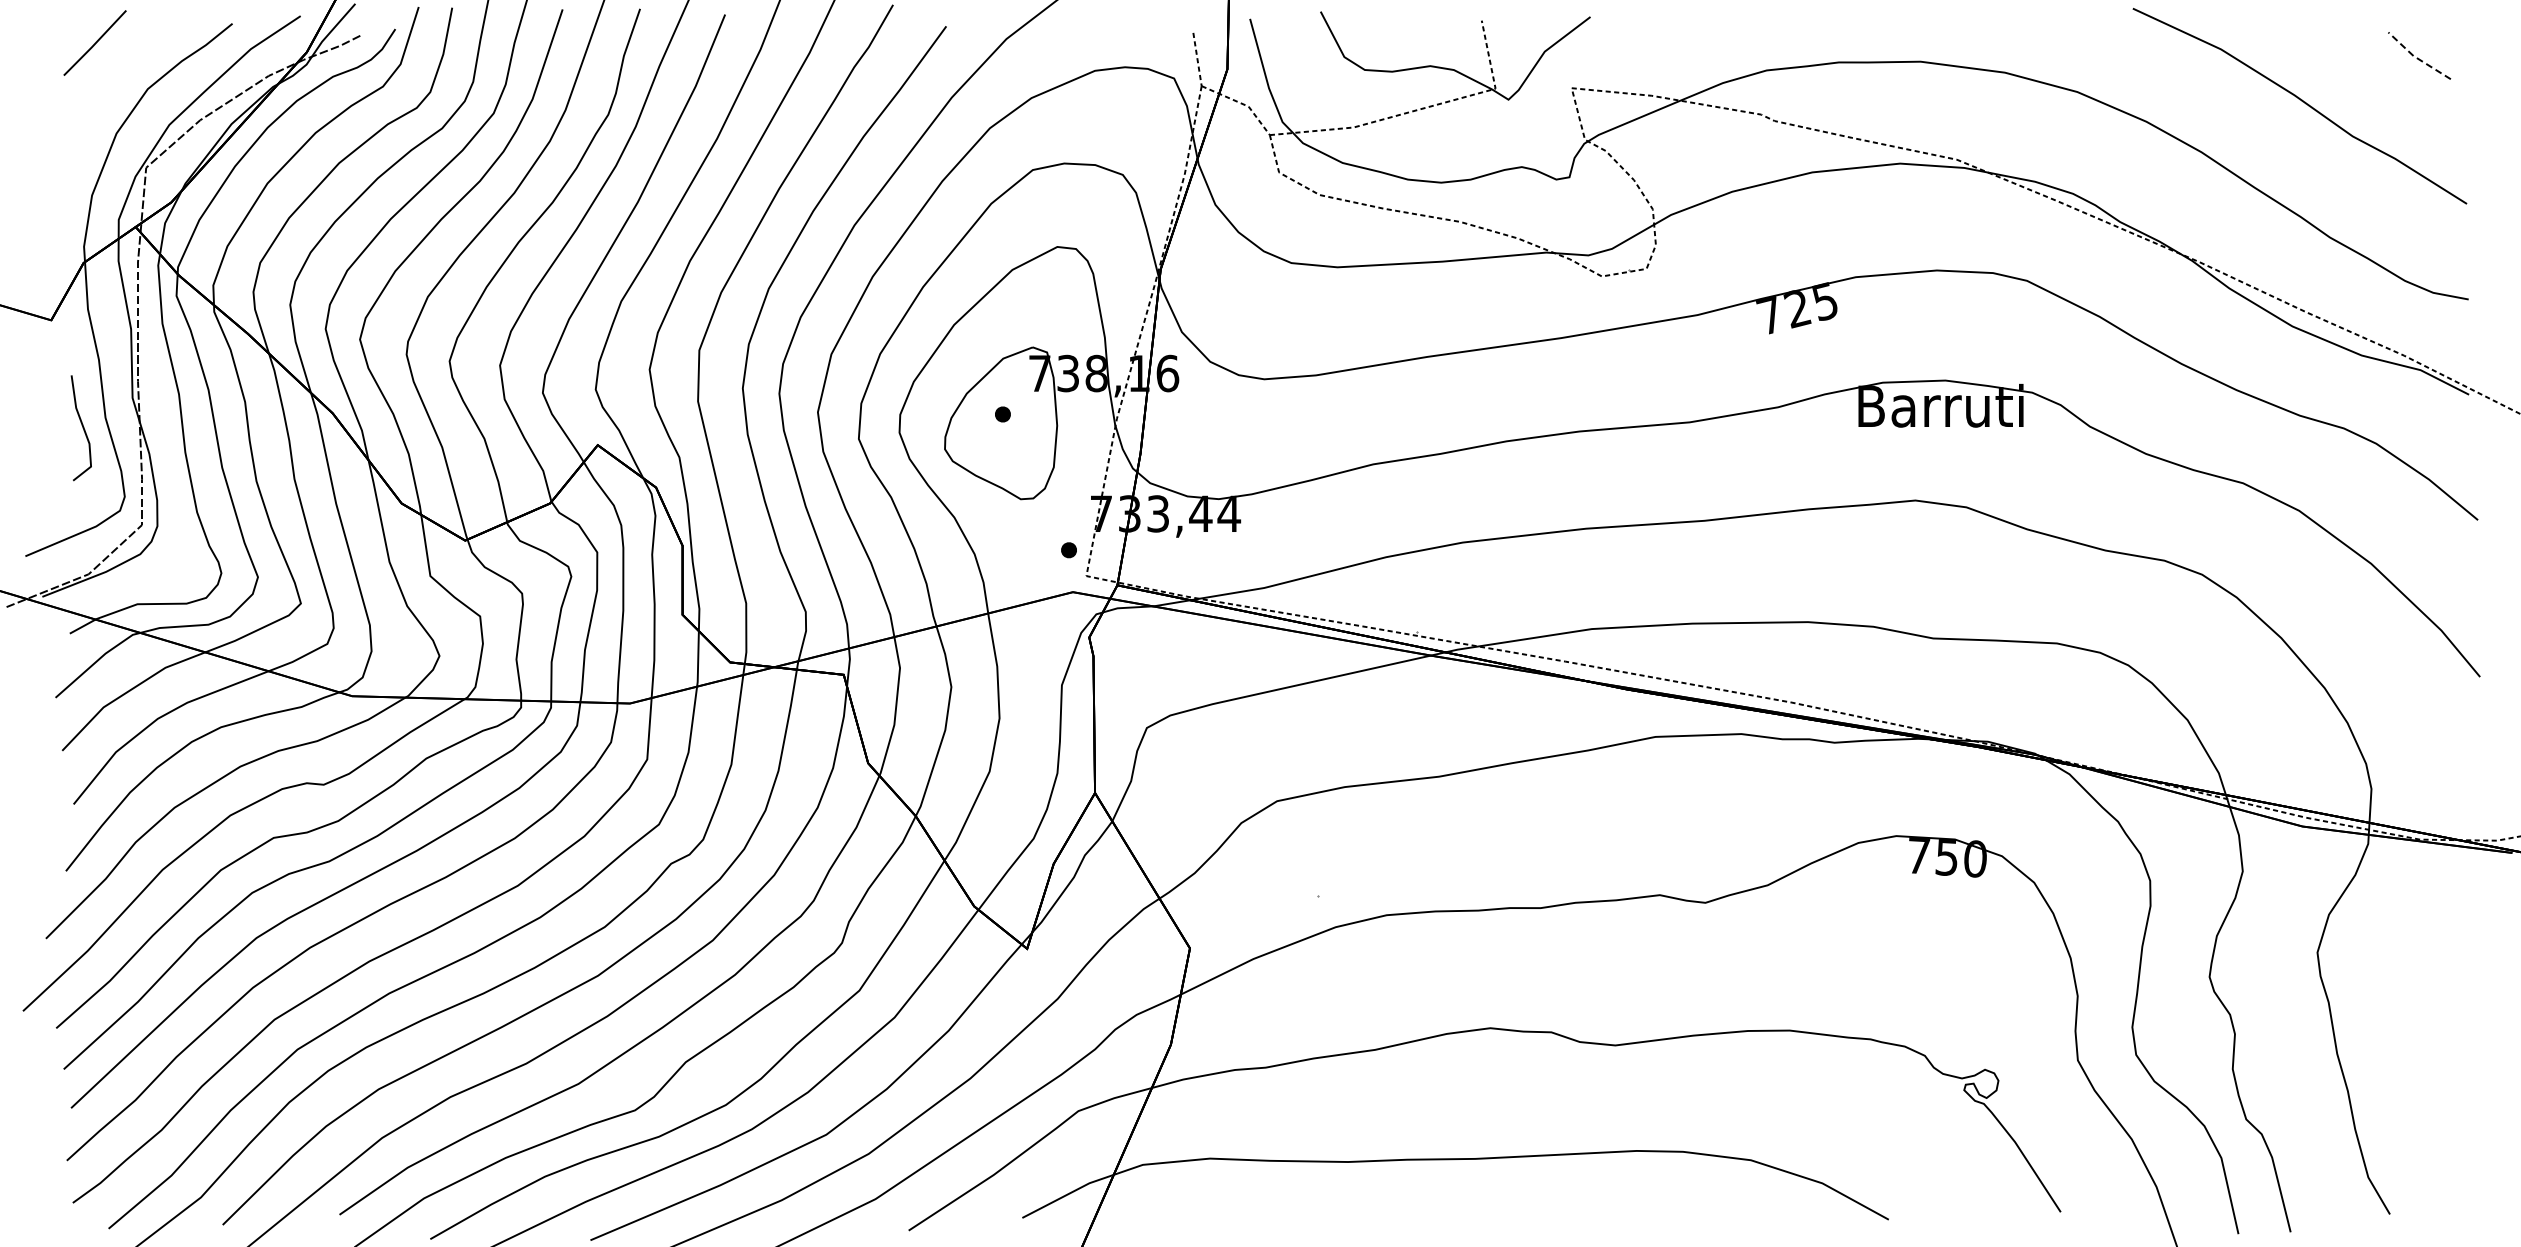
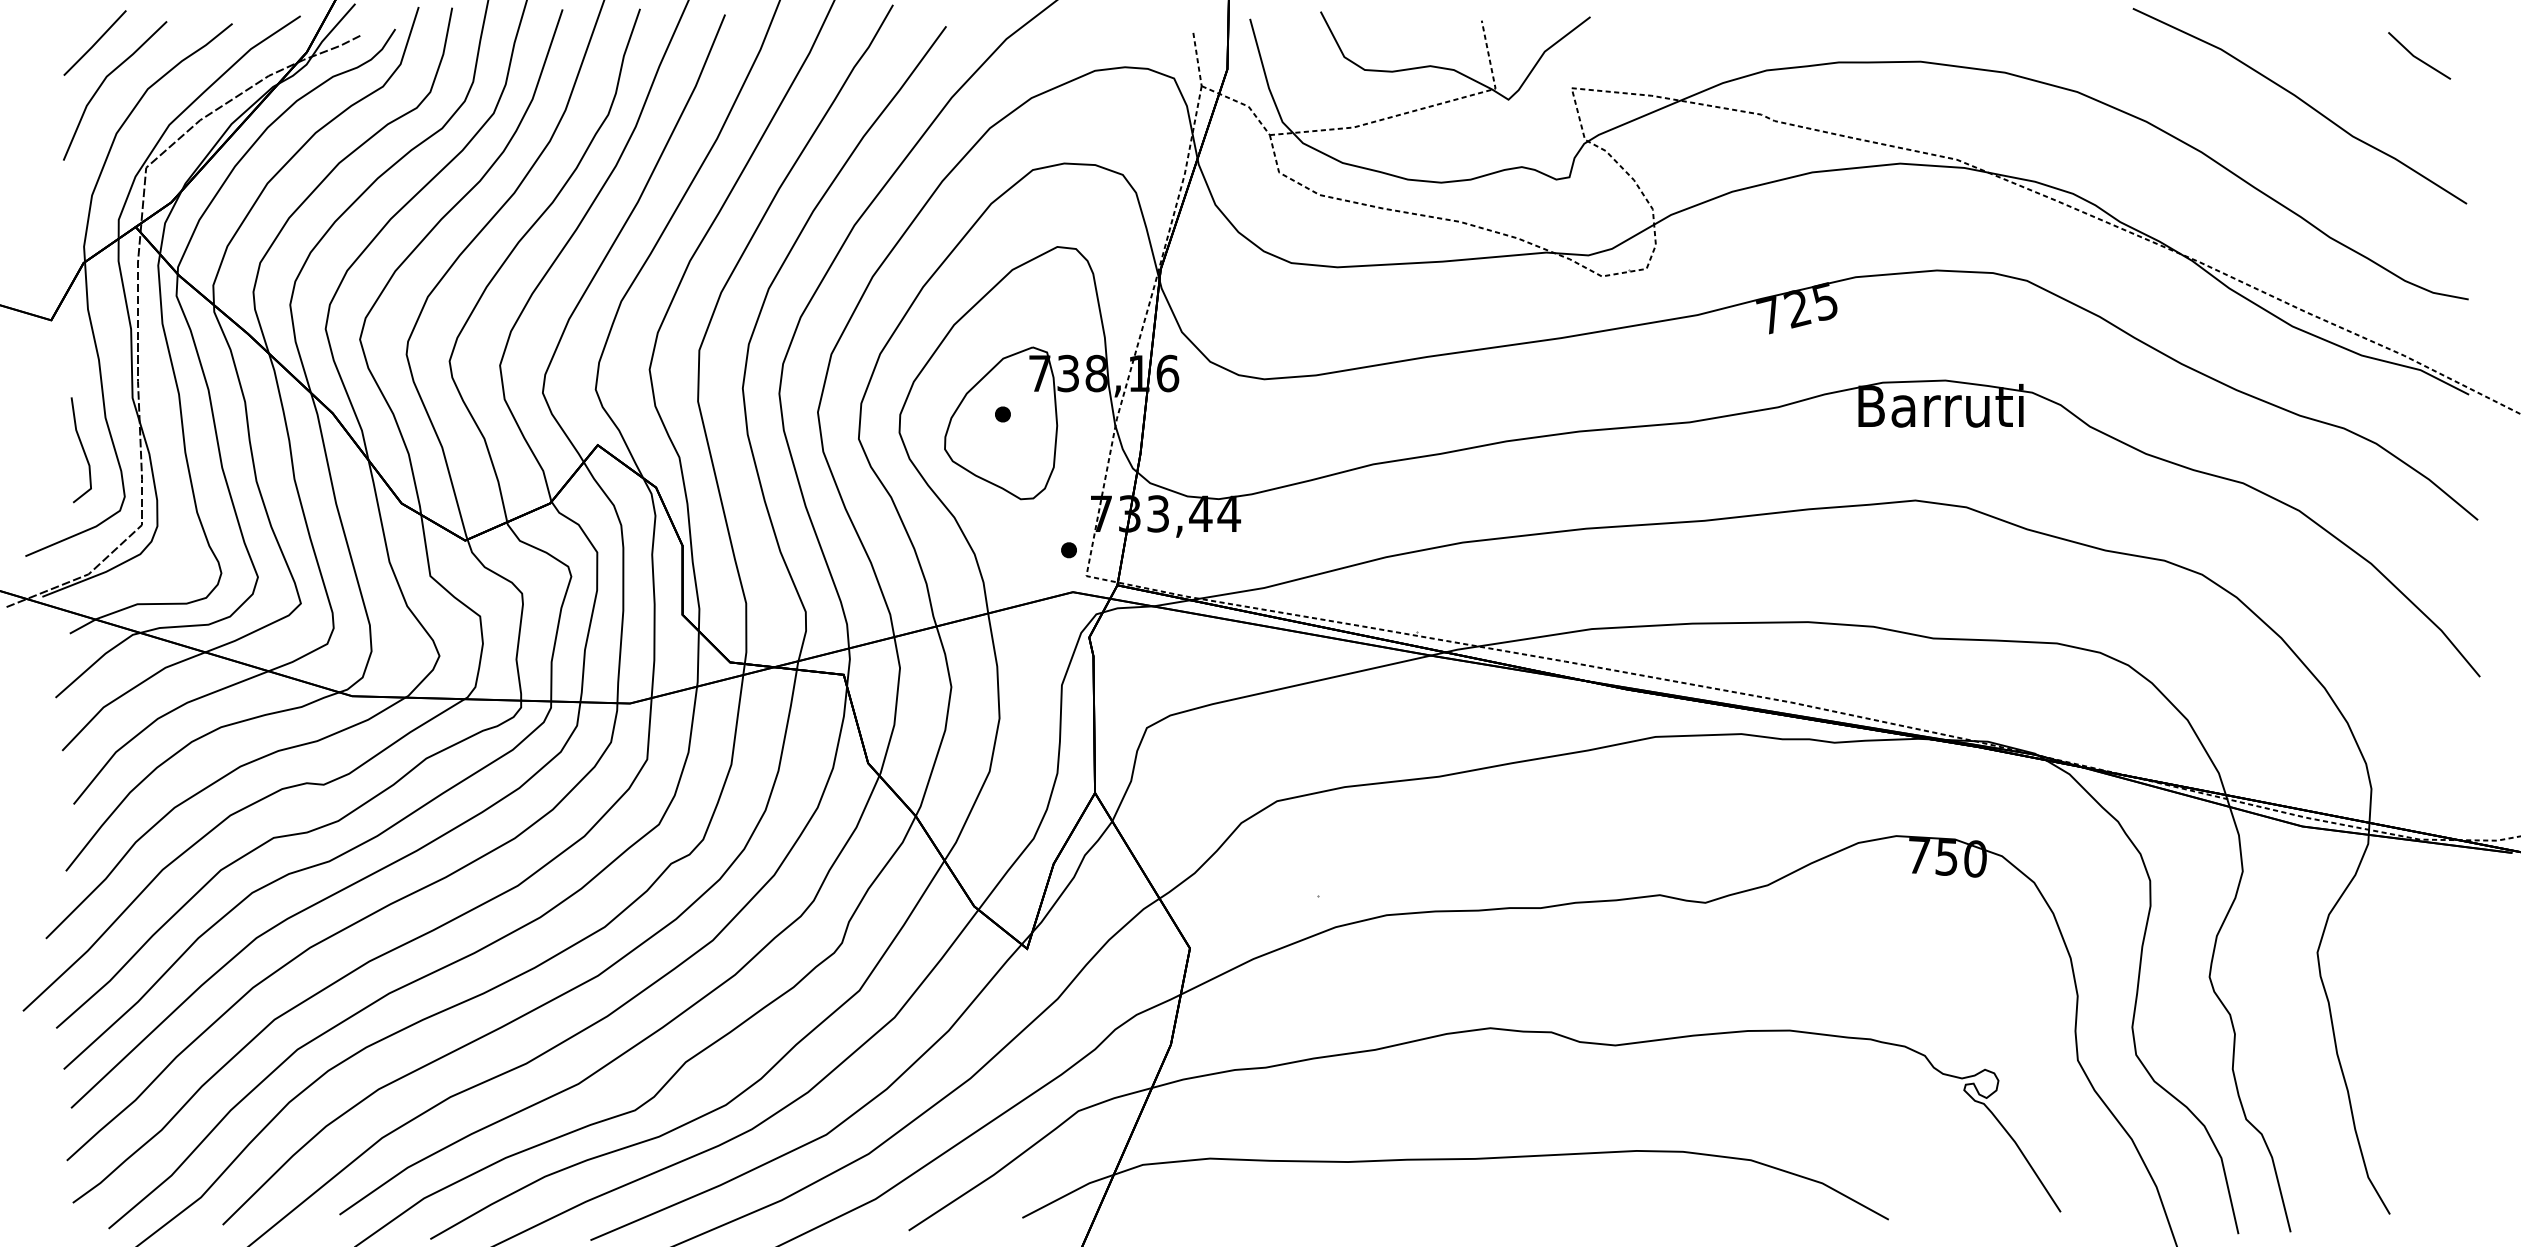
line: dashed -> solid (2416, 58)
line: none -> present (103, 83)
line position: (82, 428) -> (82, 450) (82, 450)
